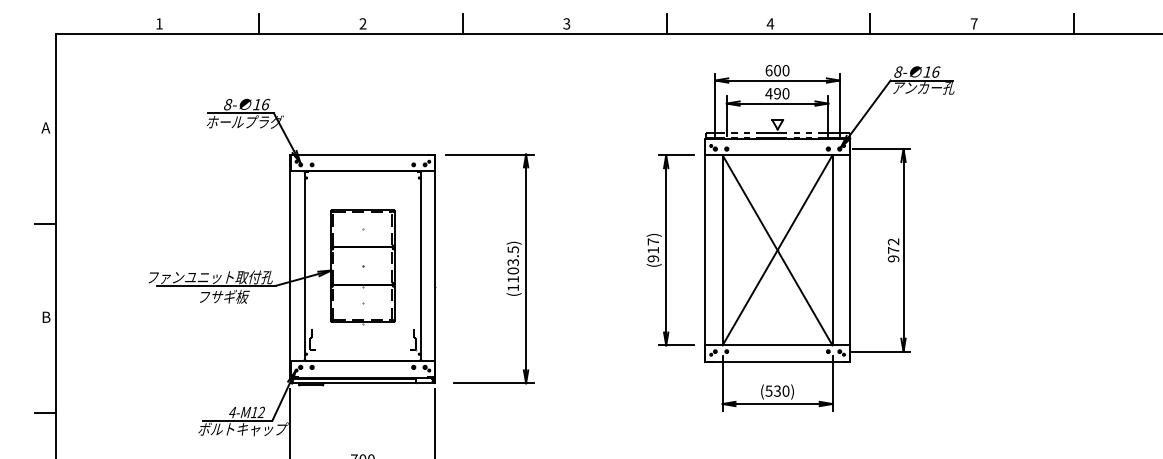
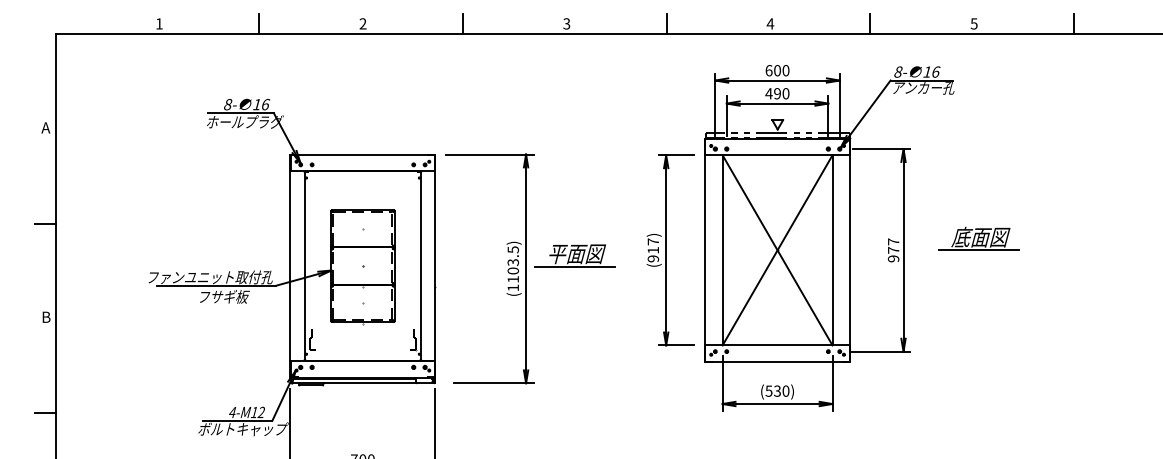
text: 7 -> 5 (973, 23)
part: none -> present (978, 238)
text: 972 -> 977 (893, 241)
part: none -> present (574, 255)
